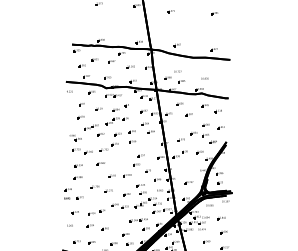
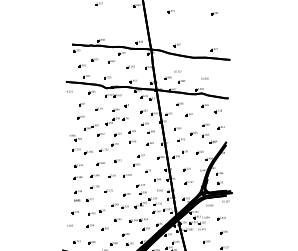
part: none -> present (177, 128)
part: none -> present (149, 143)
part: none -> present (117, 160)
part: none -> present (186, 169)
part: none -> present (94, 175)
part position: (73, 193) -> (83, 195) (83, 195)
part: none -> present (117, 219)
